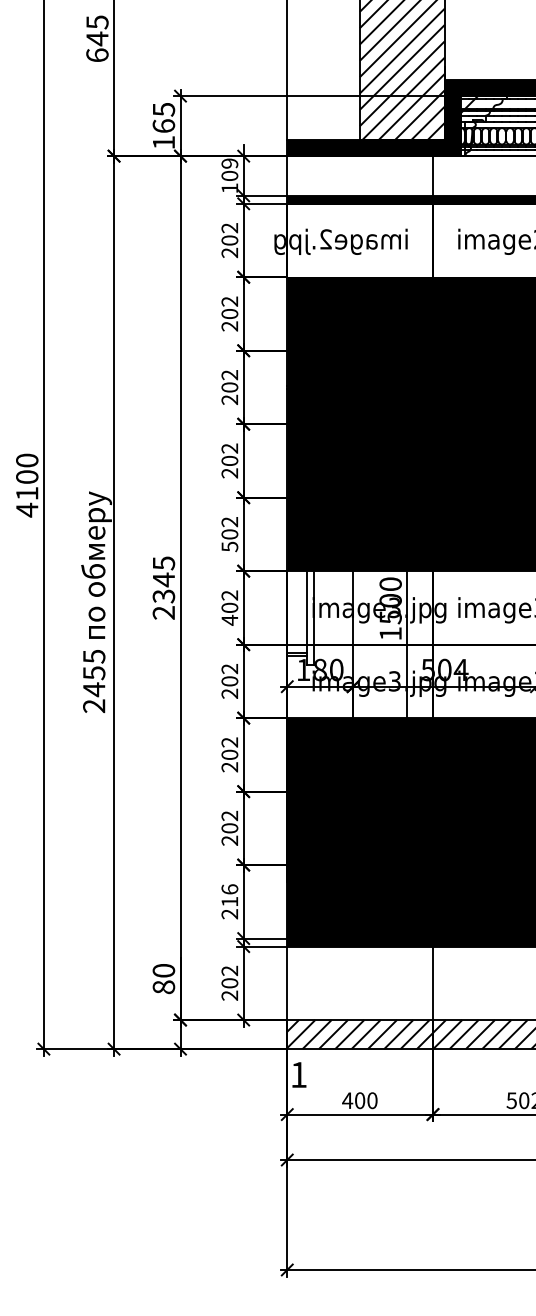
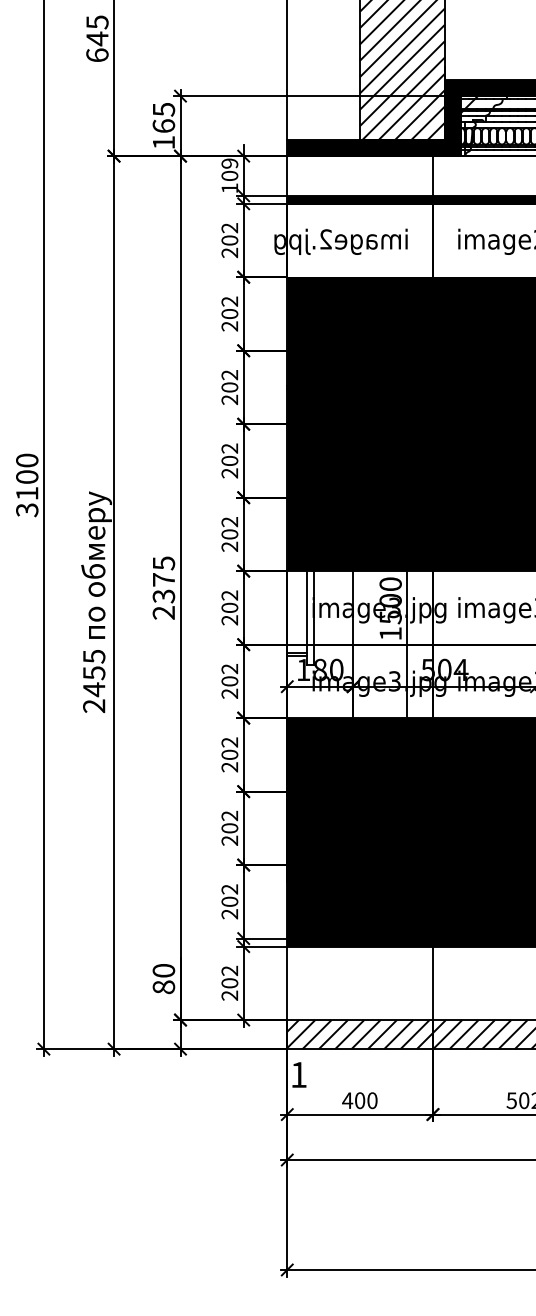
text: 4100 -> 3100 (27, 509)
text: 502 -> 202 (229, 546)
text: 2345 -> 2375 (163, 579)
text: 402 -> 202 (229, 619)
text: 216 -> 202 (229, 895)
